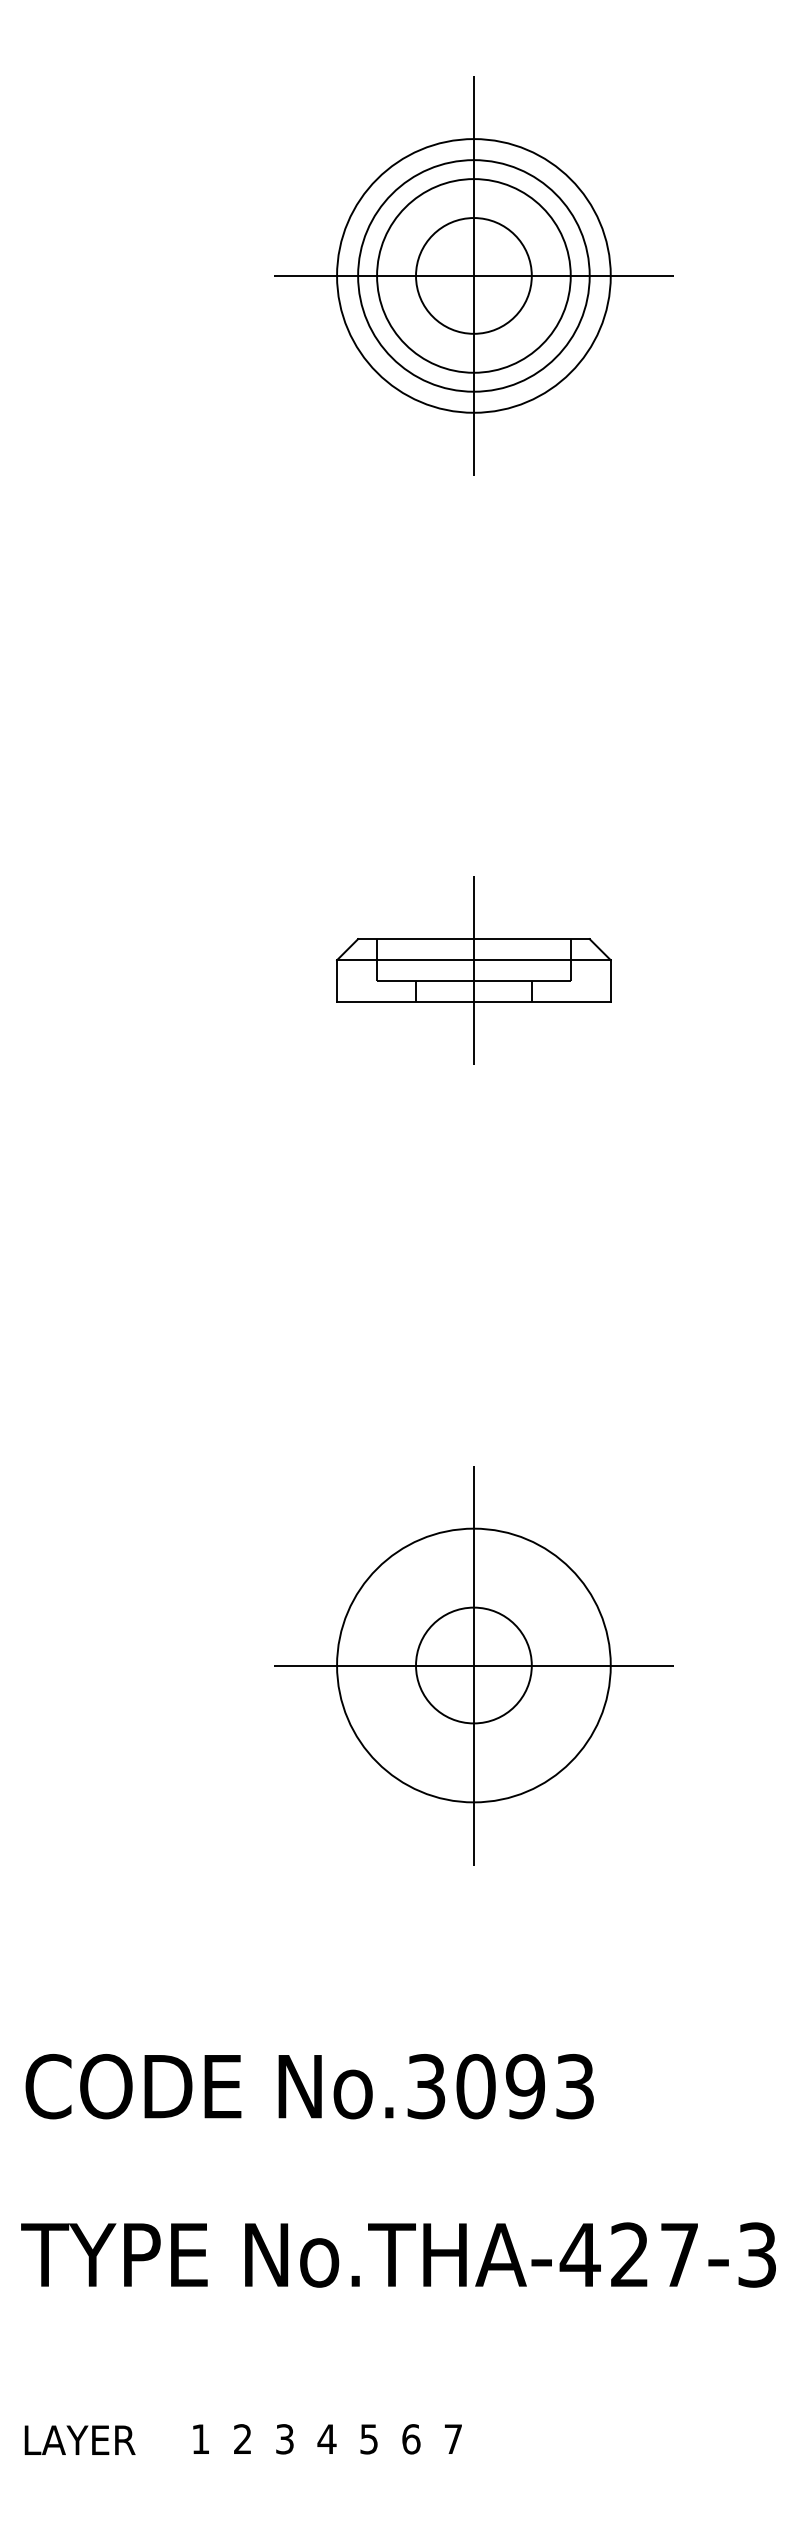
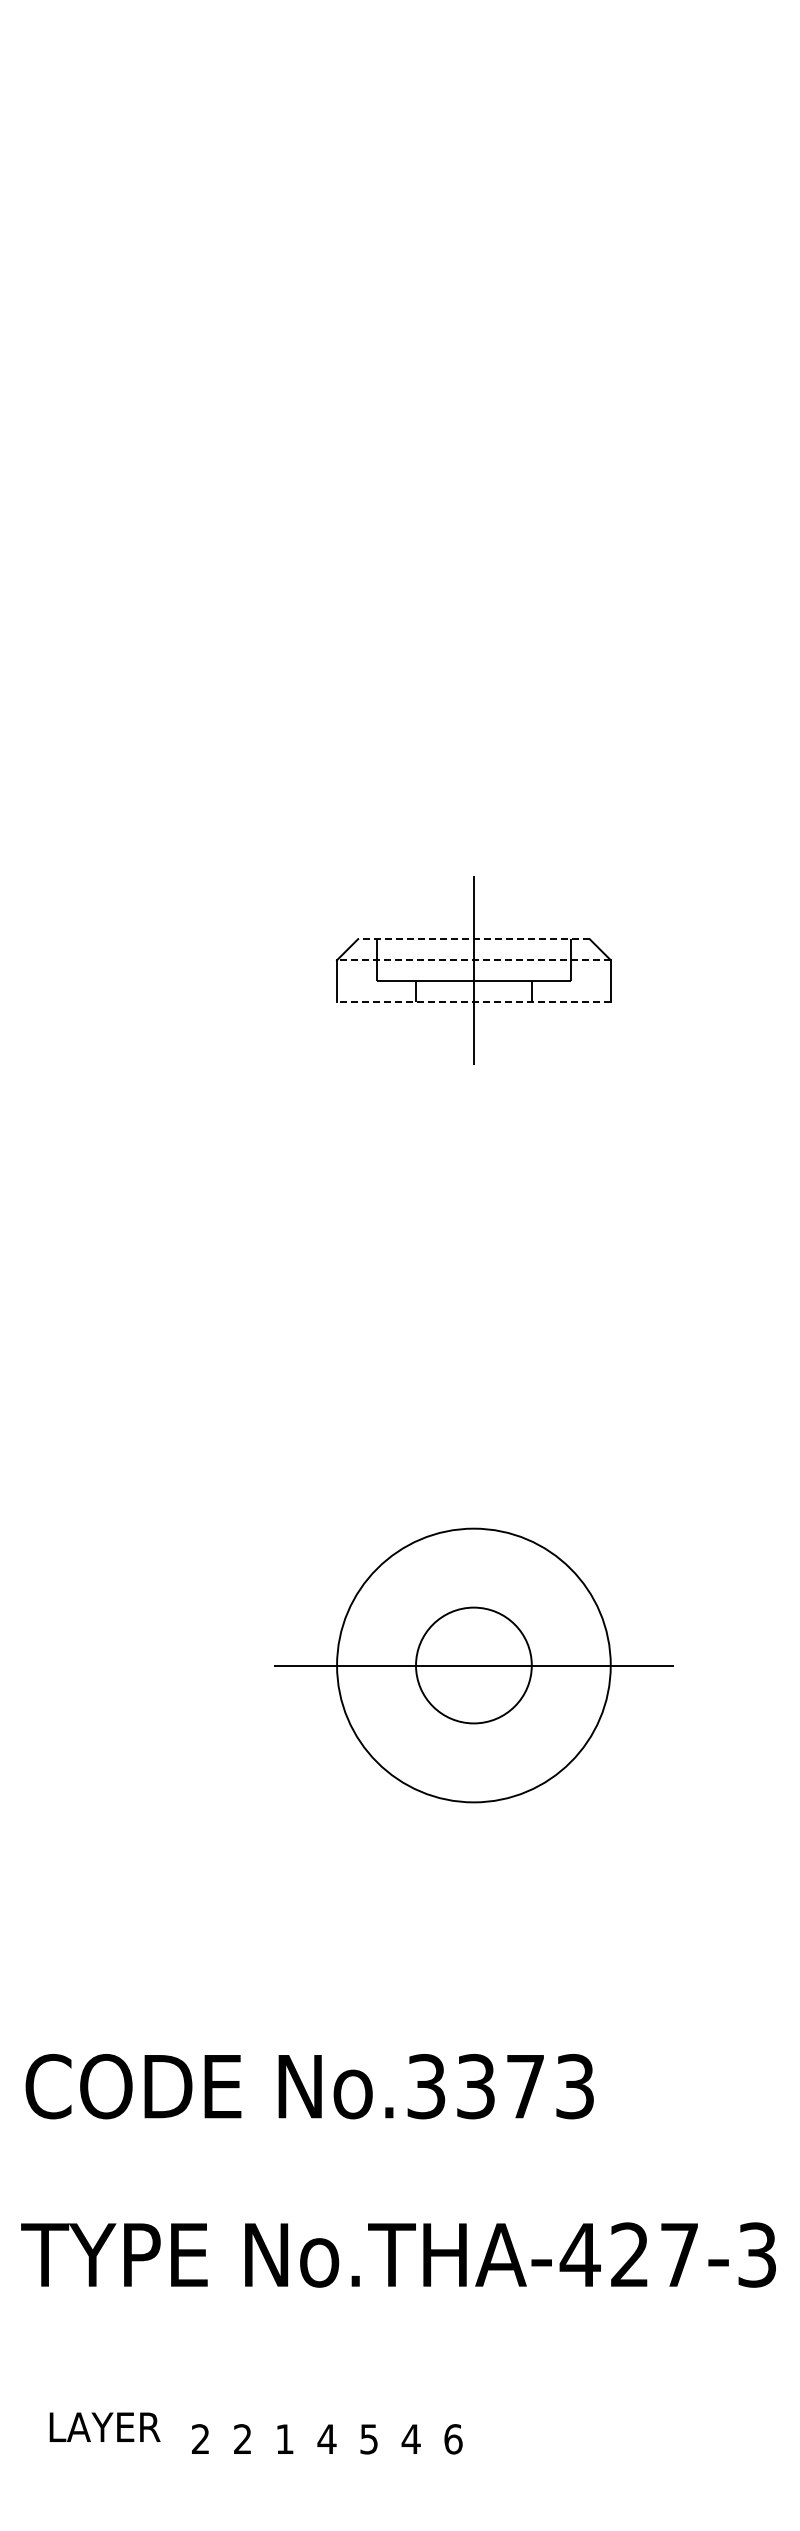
part: present -> none (473, 275)
line: solid -> dashed (473, 939)
line: solid -> dashed (473, 960)
line: solid -> dashed (473, 1002)
line: present -> none (473, 1665)
text: No.3093 -> No.3373 (500, 2086)
text: 1 -> 2 (200, 2438)
text position: (79, 2439) -> (104, 2426) (104, 2426)
text: 3 -> 1 (284, 2439)
text: 6 -> 4 (410, 2439)
text: 7 -> 6 (453, 2439)
